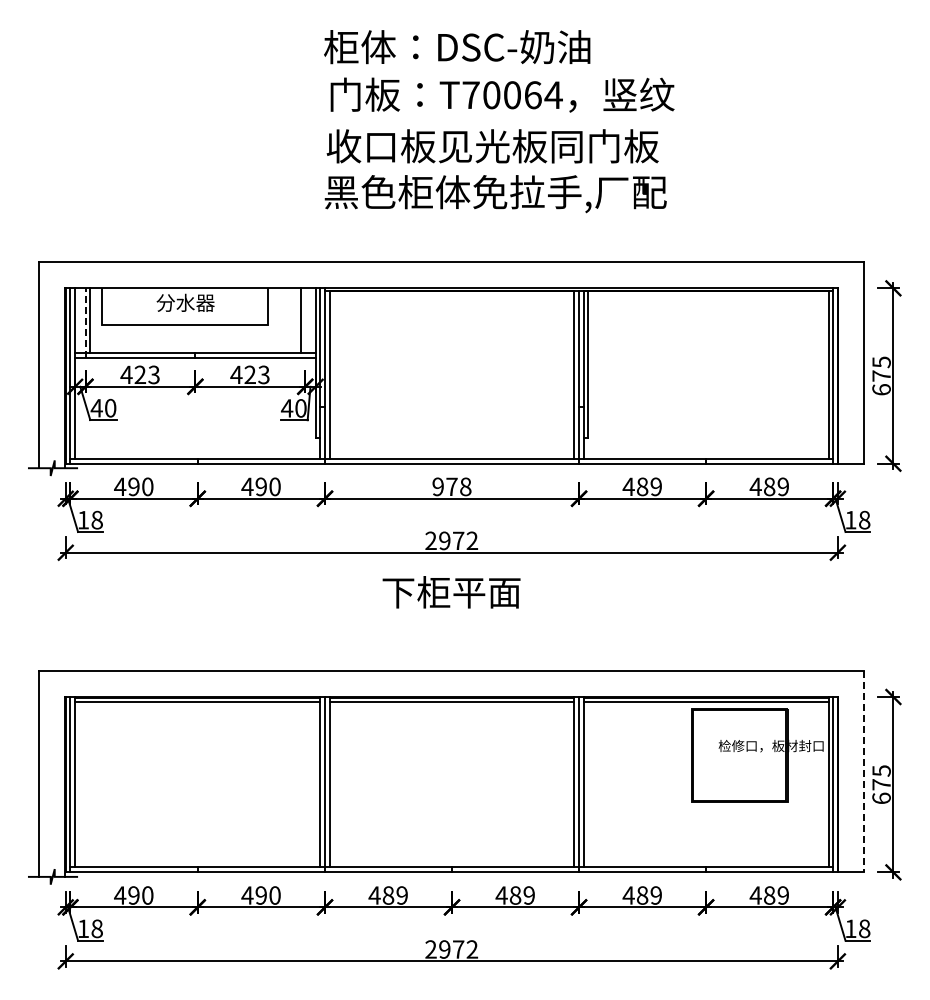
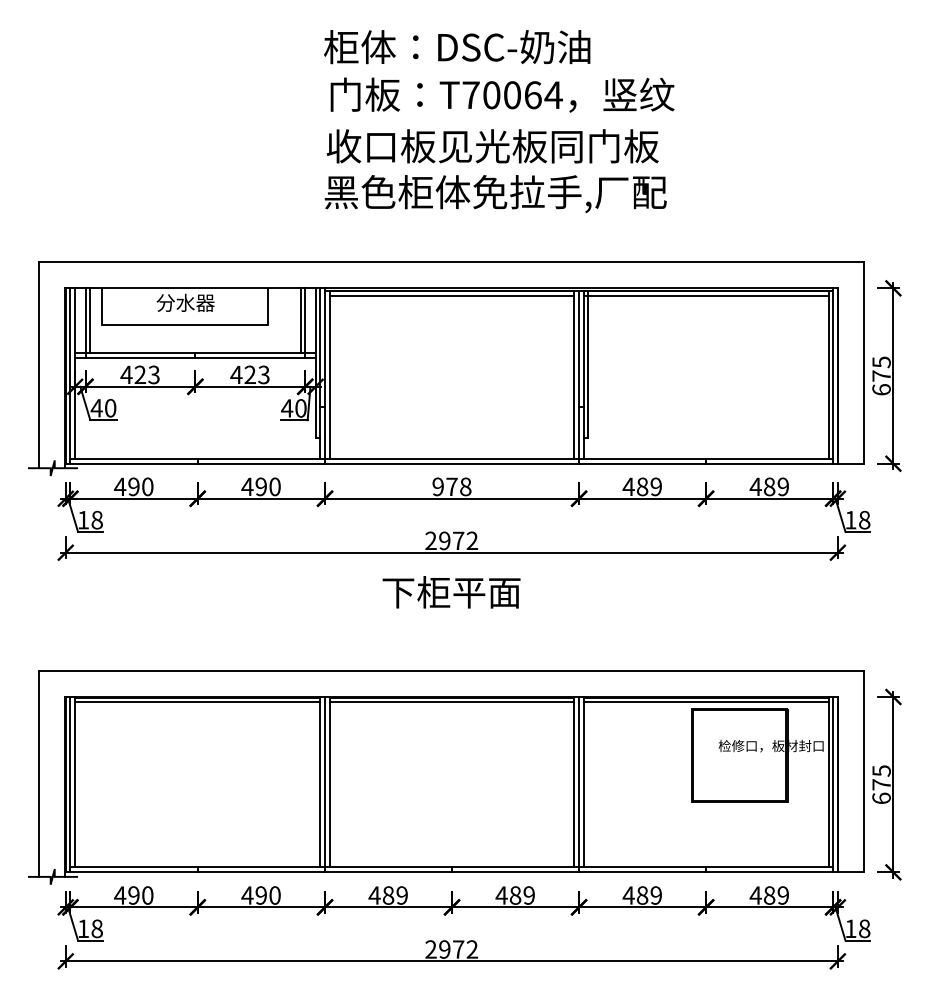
line: none -> present (451, 296)
line: none -> present (705, 296)
line: none -> present (305, 322)
line: dashed -> solid (85, 323)
line: dashed -> solid (864, 771)
